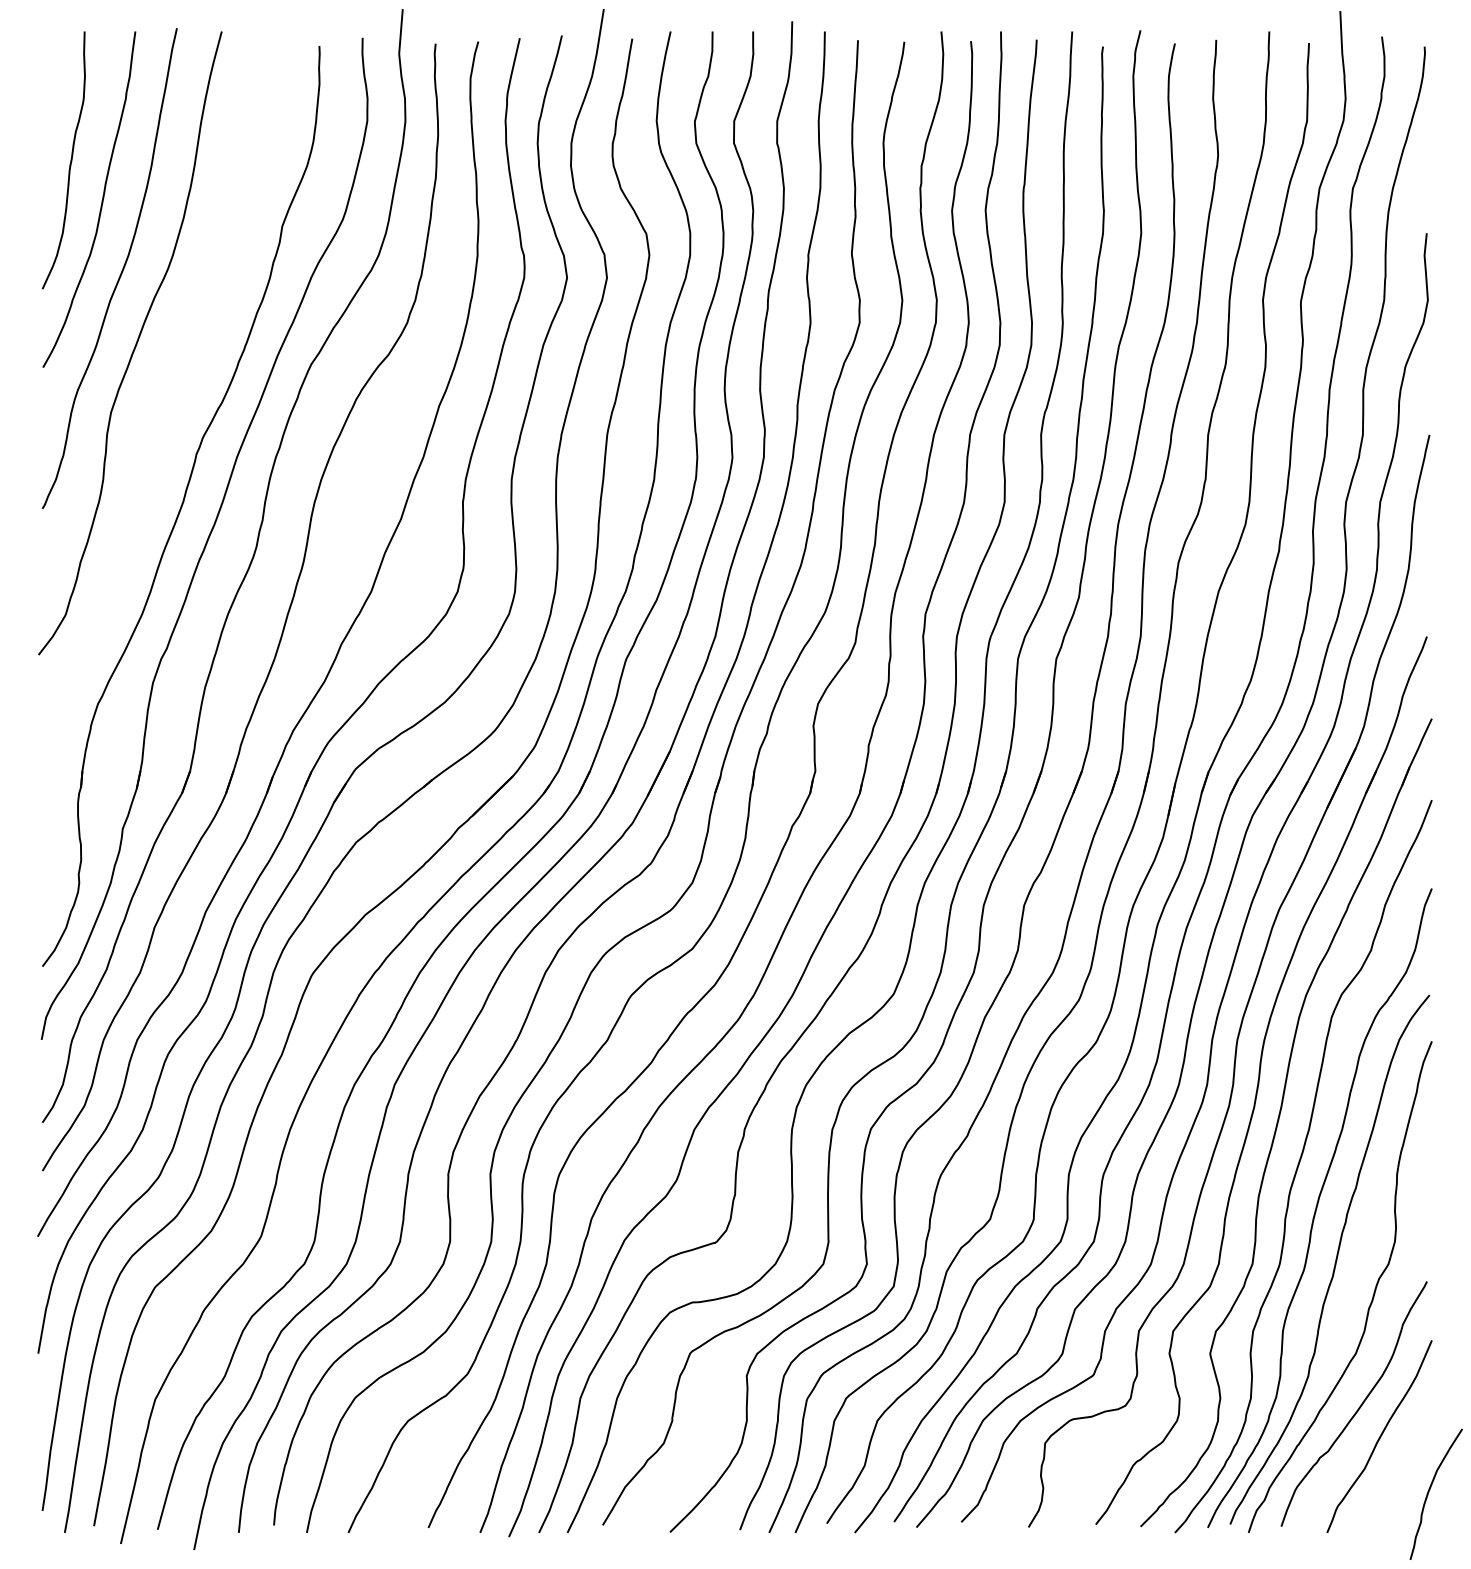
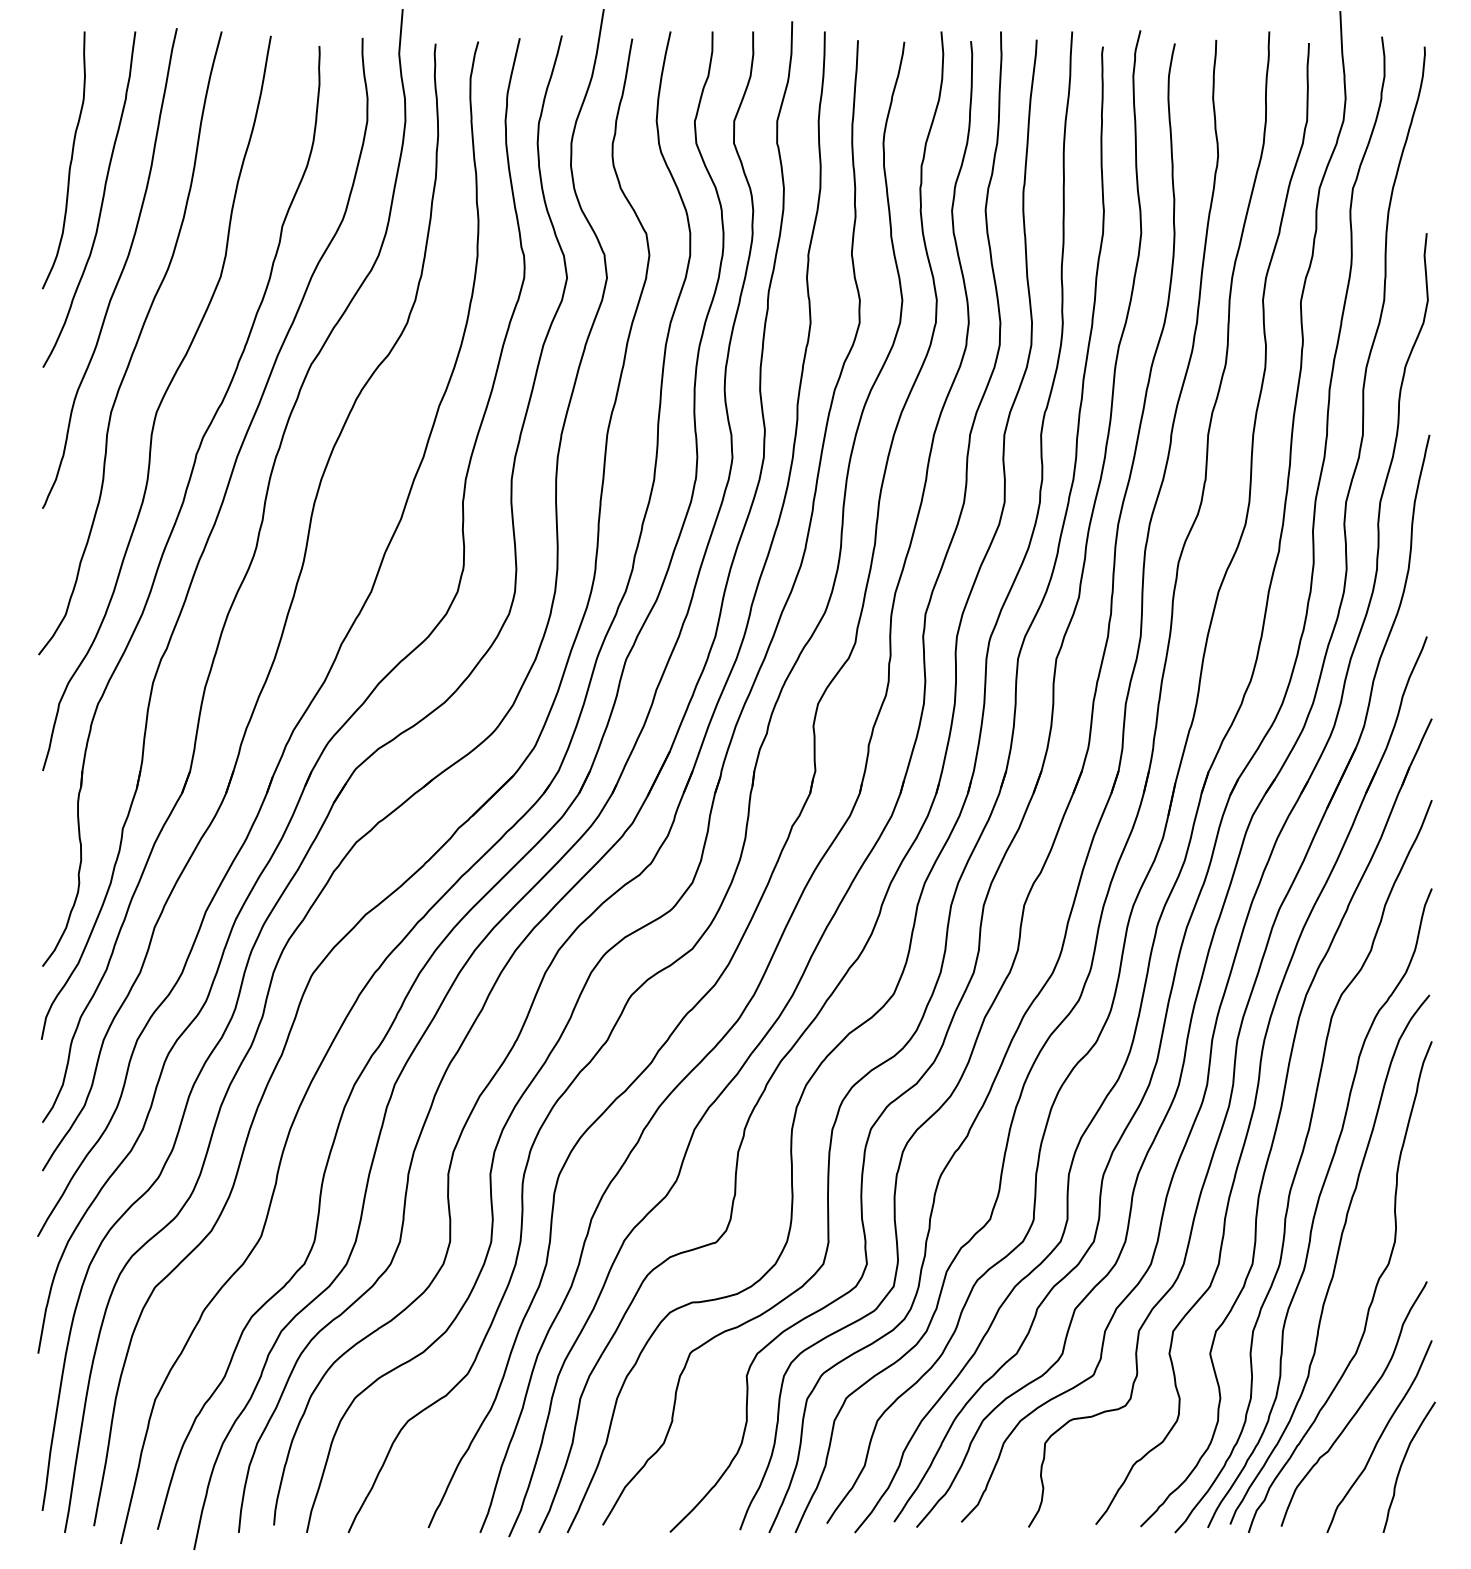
curve: none -> present (158, 405)
curve position: (1429, 1492) -> (1402, 1465) (1402, 1465)
